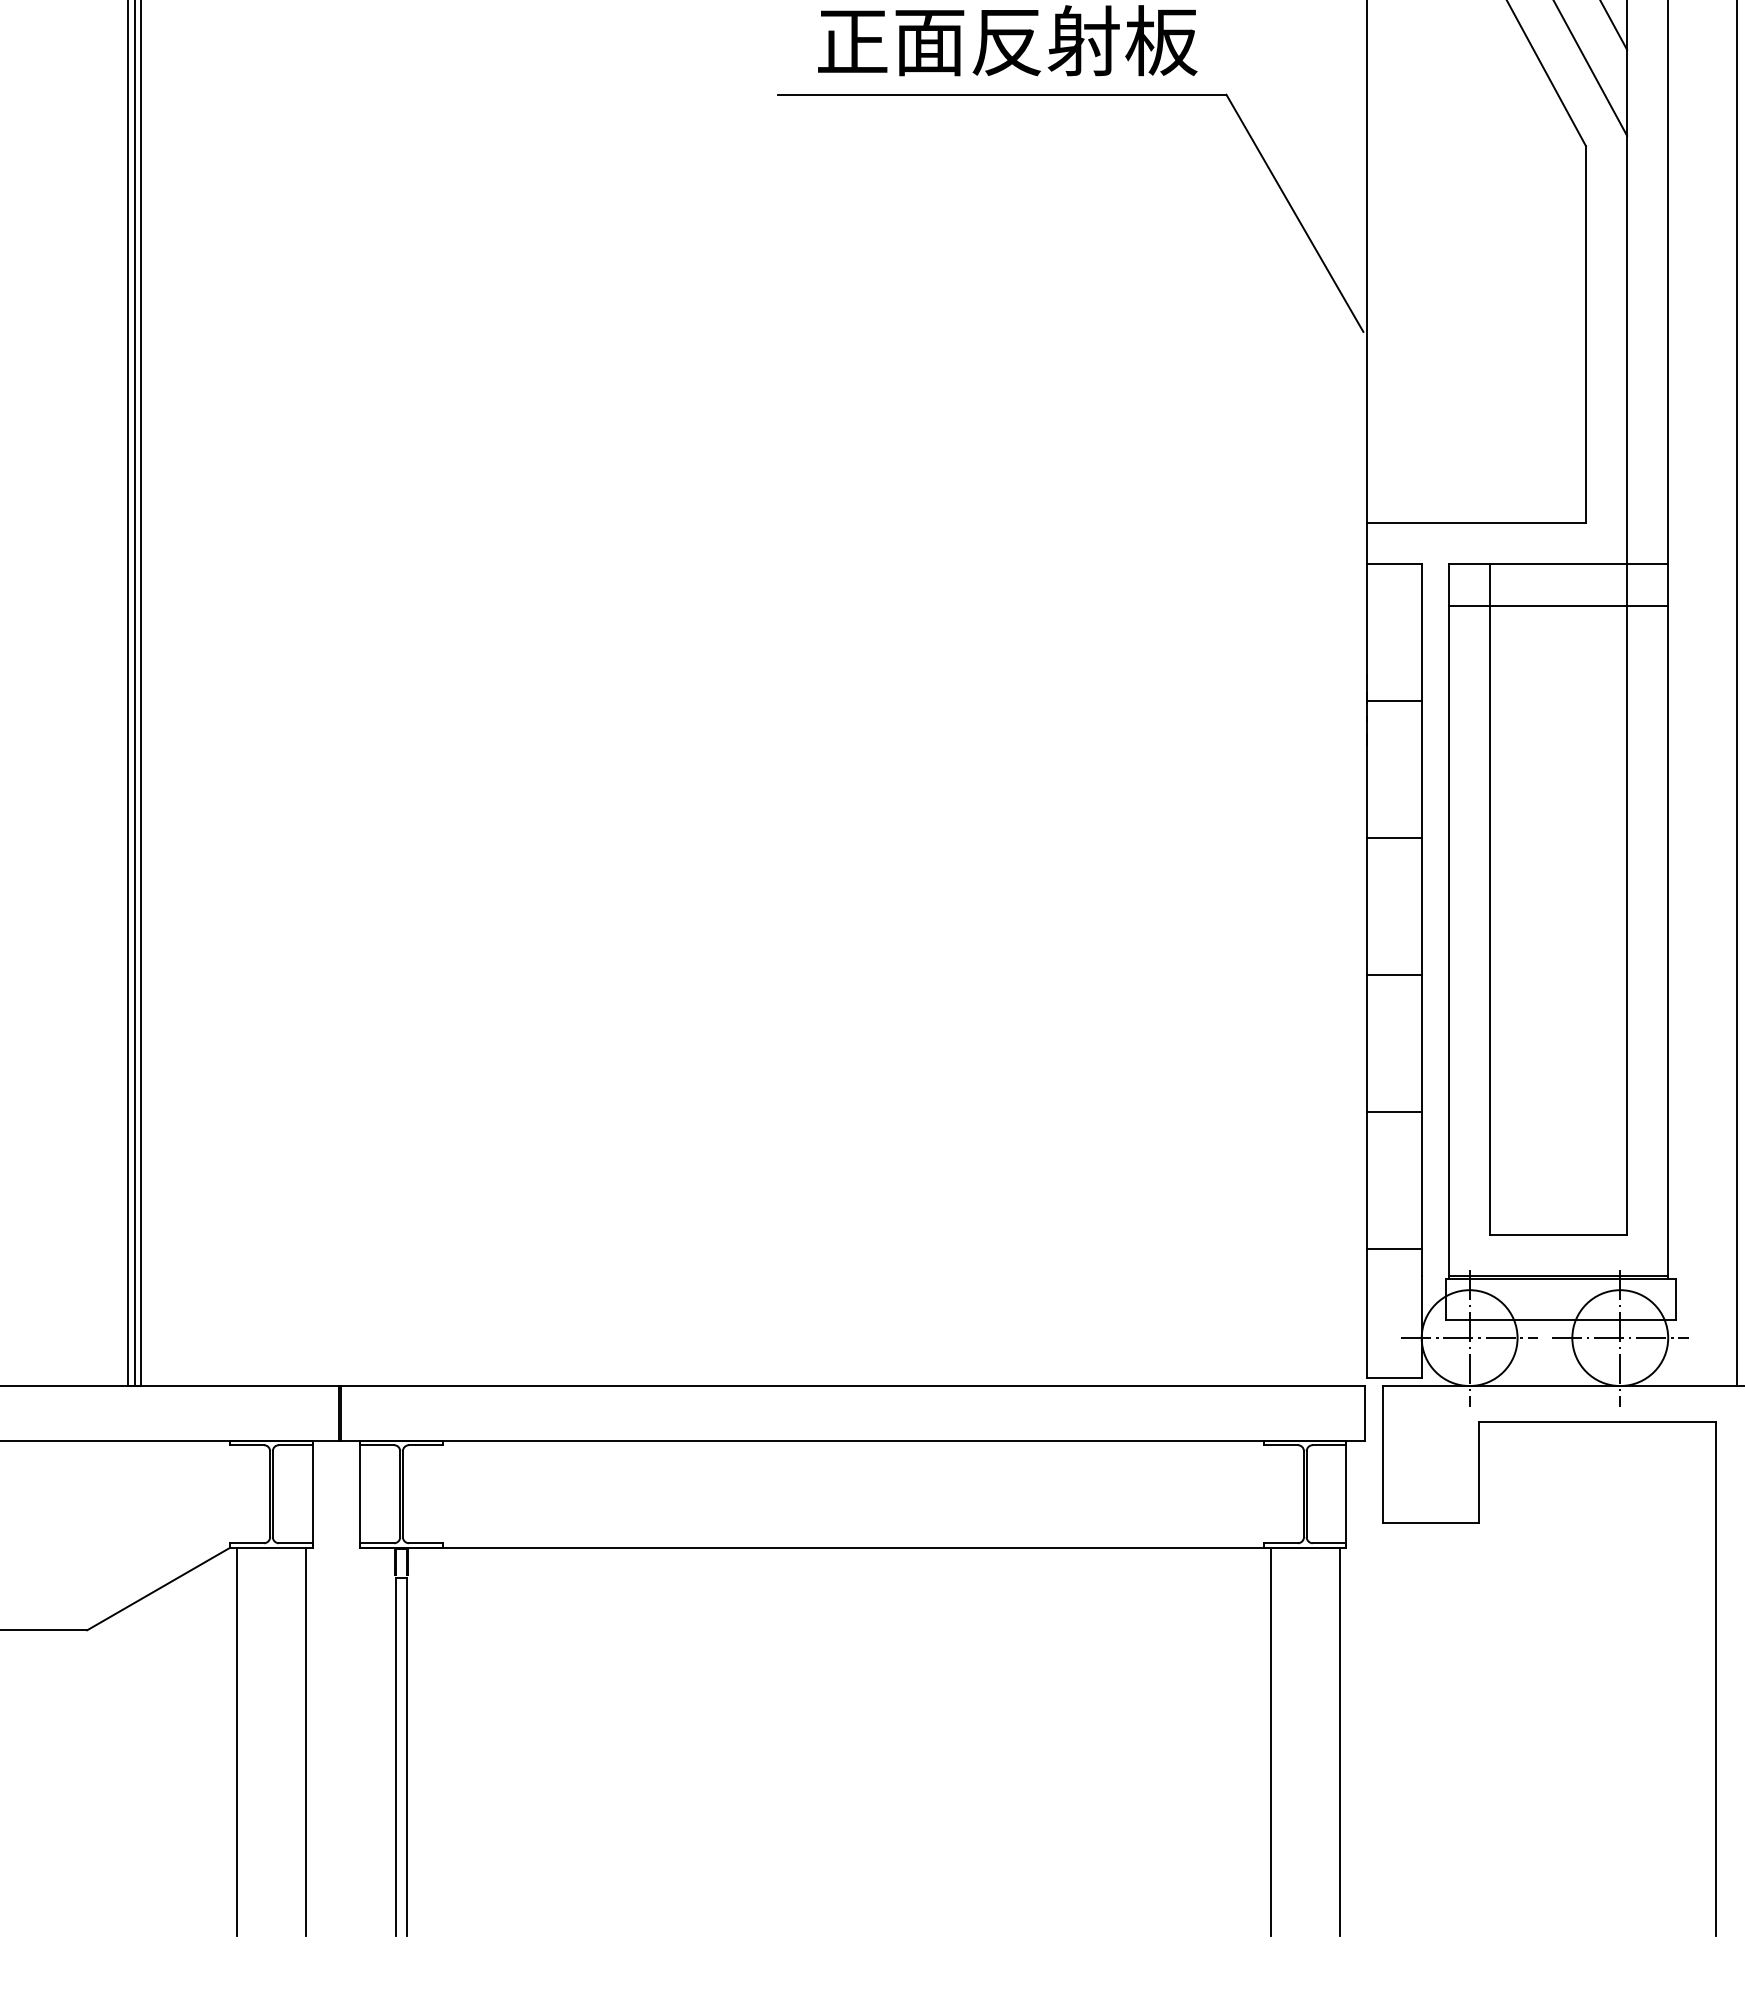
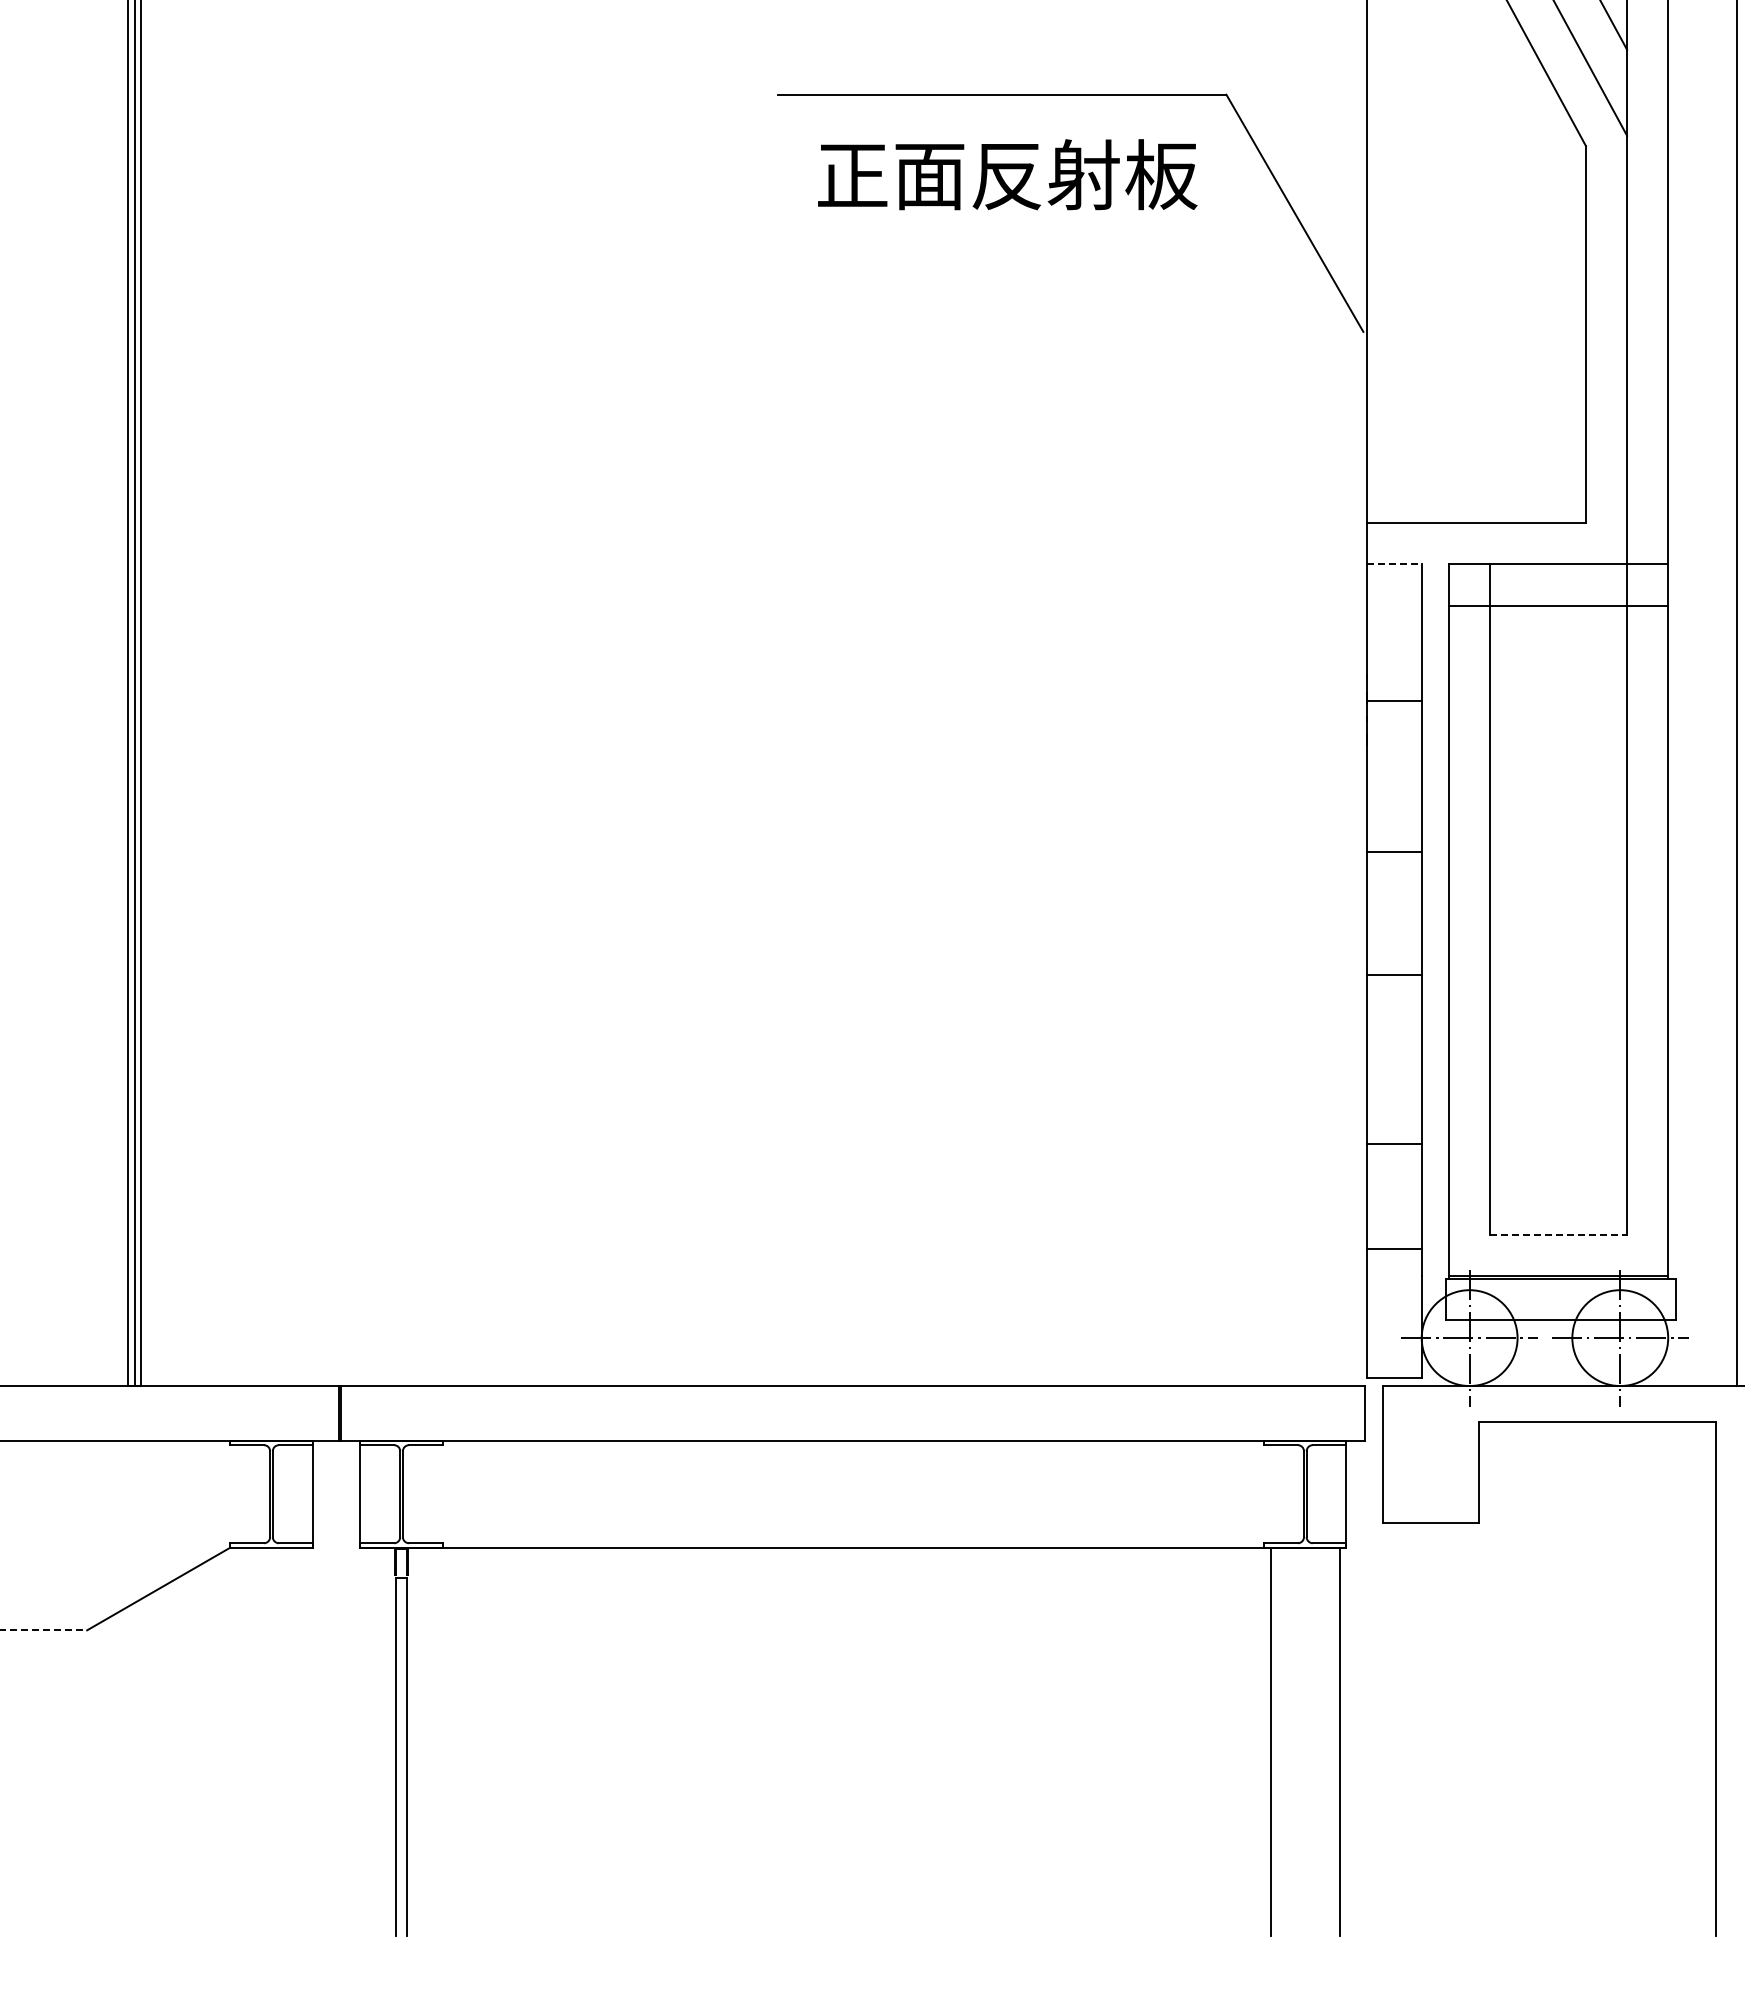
text position: (1007, 40) -> (1007, 174) (1007, 174)
line: solid -> dashed (1394, 564)
line position: (1393, 838) -> (1393, 852) (1393, 852)
line position: (1393, 1112) -> (1393, 1144) (1393, 1144)
line: solid -> dashed (1559, 1235)
line: solid -> dashed (44, 1630)
line: present -> none (237, 1741)
line: present -> none (305, 1741)
